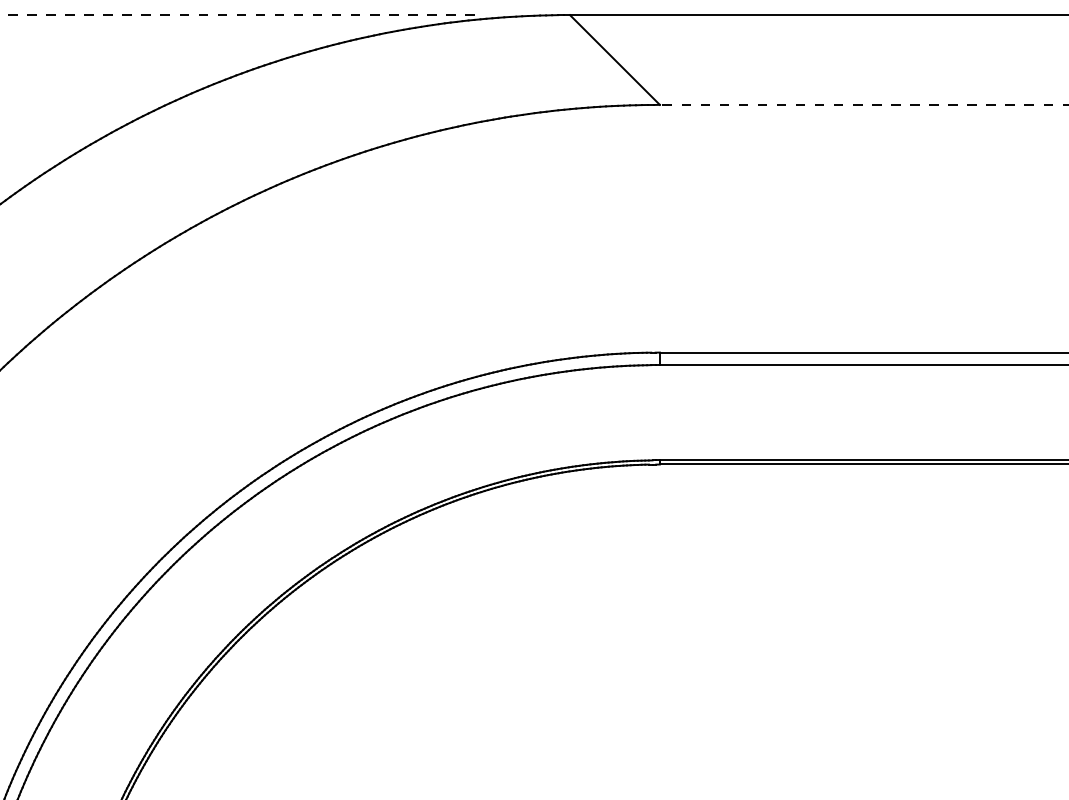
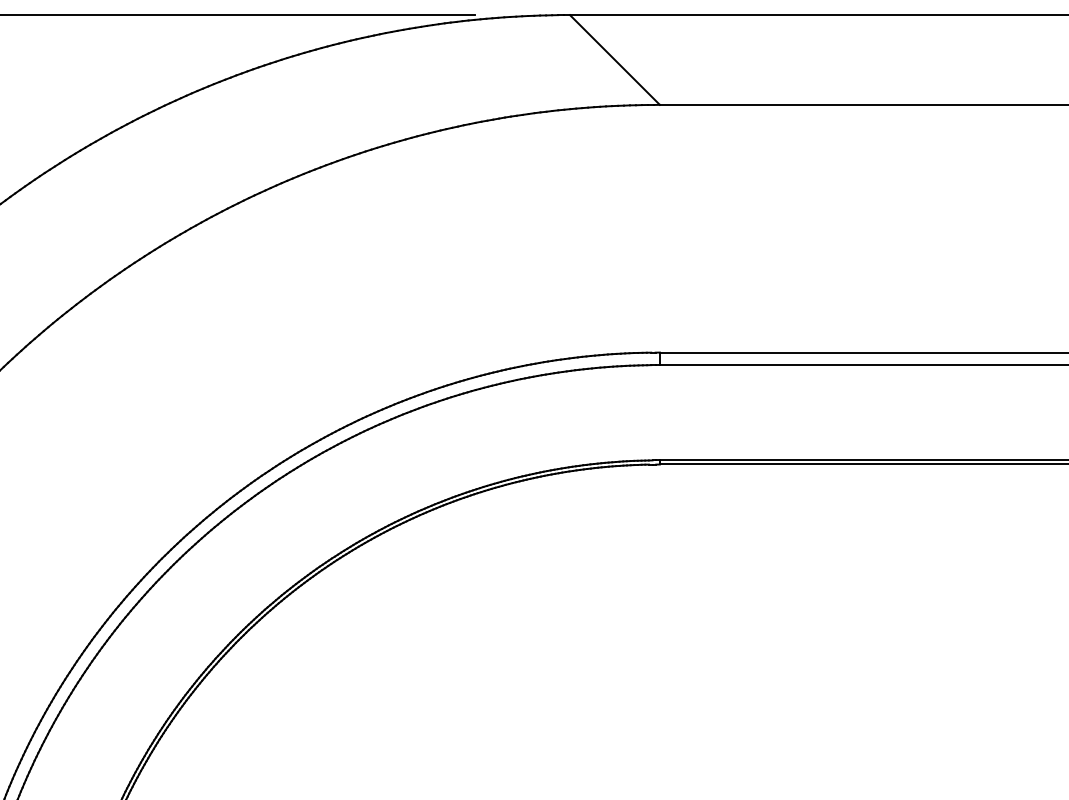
line: dashed -> solid (237, 15)
line: dashed -> solid (864, 104)
